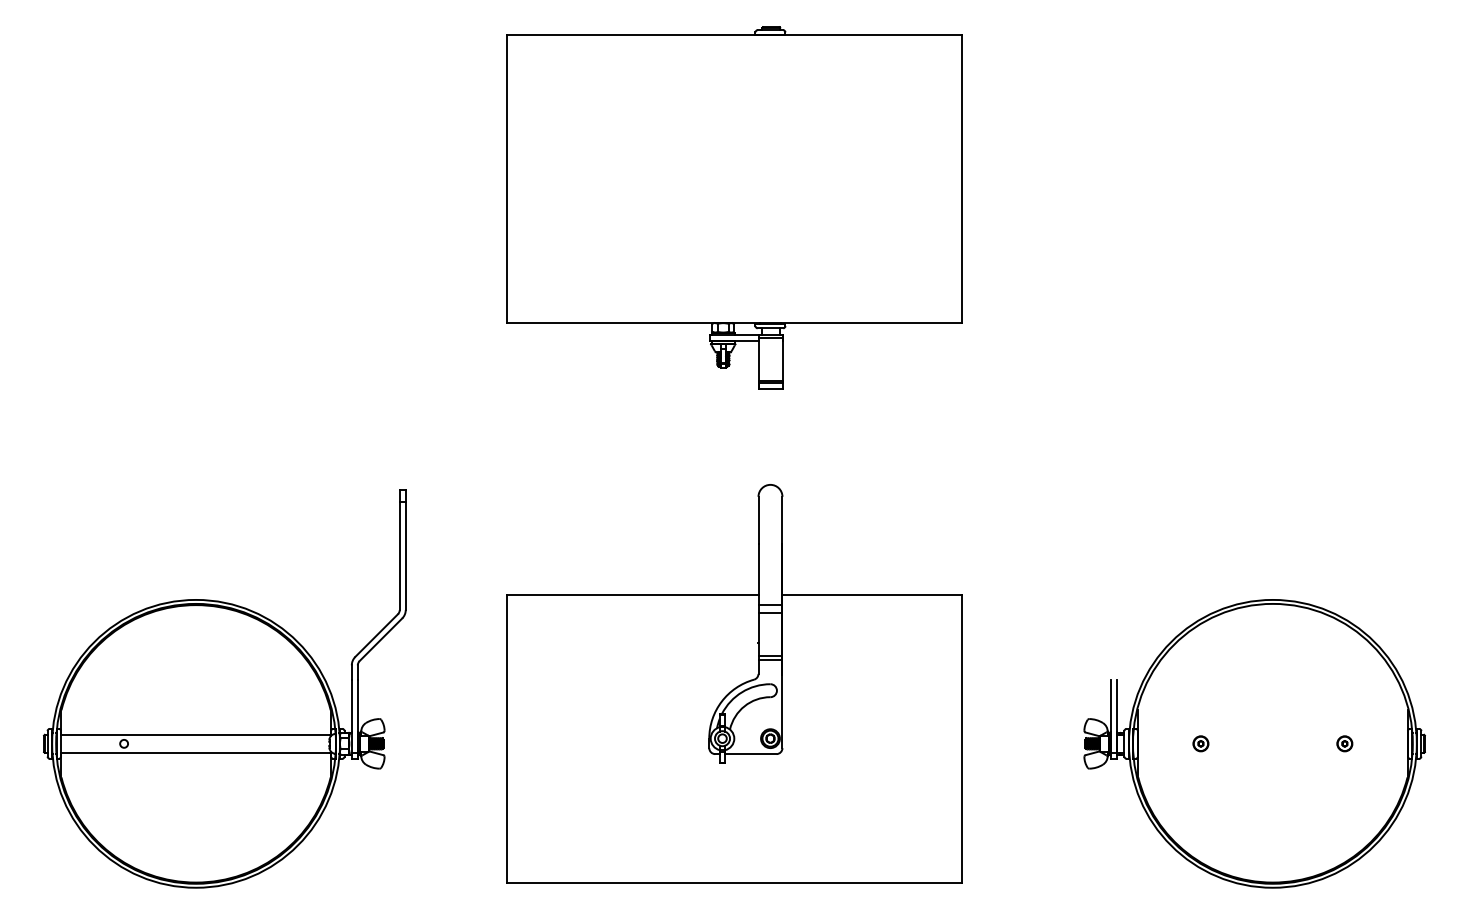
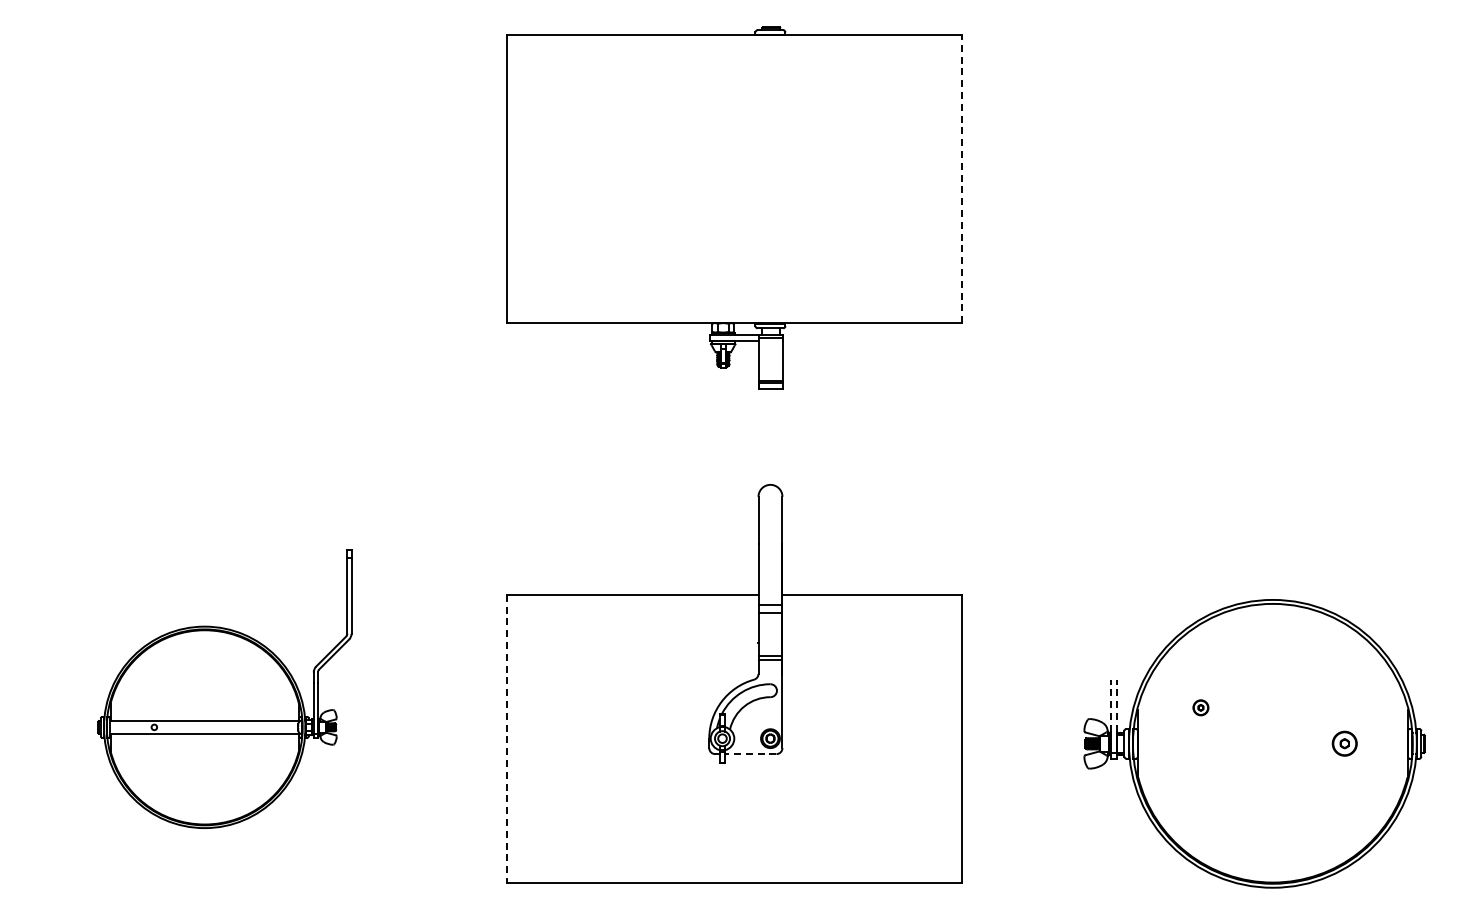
line: solid -> dashed (962, 179)
part size: 364x400 px -> 256x280 px (224, 688)
line: solid -> dashed (1111, 705)
line: solid -> dashed (1117, 705)
line: solid -> dashed (506, 738)
part position: (1200, 743) -> (1200, 707) (1200, 707)
part size: 18x18 px -> 27x27 px (1344, 743)
line: solid -> dashed (750, 754)
